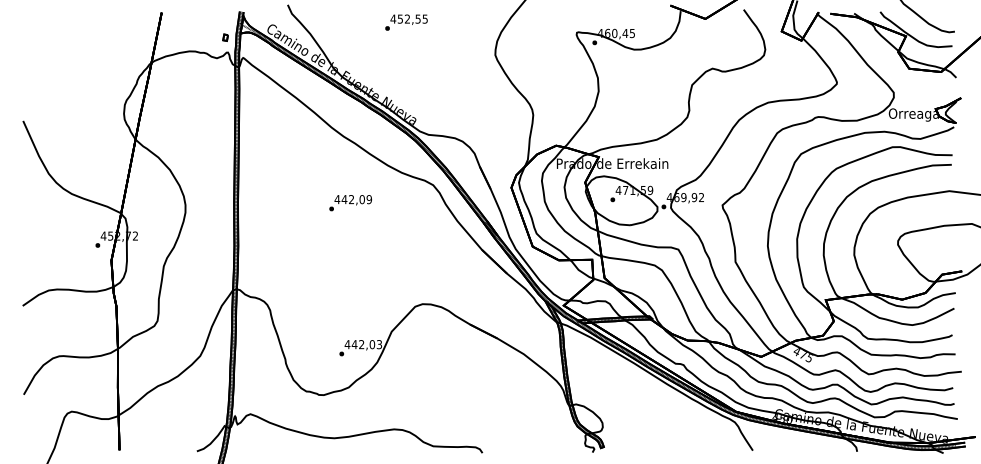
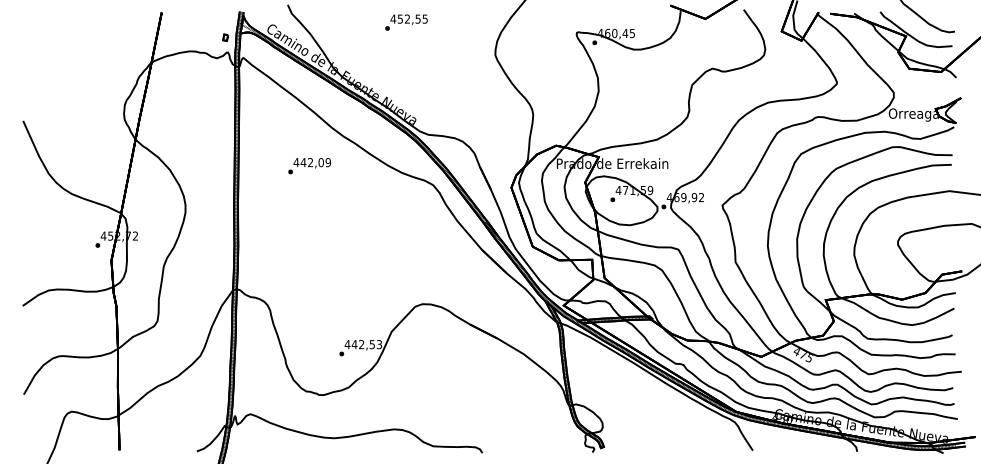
text position: (350, 203) -> (309, 166) (309, 166)
text: 442,03 -> 442,53 (372, 344)
